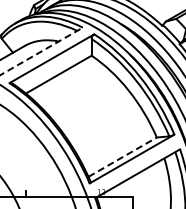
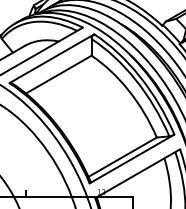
line: dashed -> solid (42, 51)
line: dashed -> solid (123, 156)
